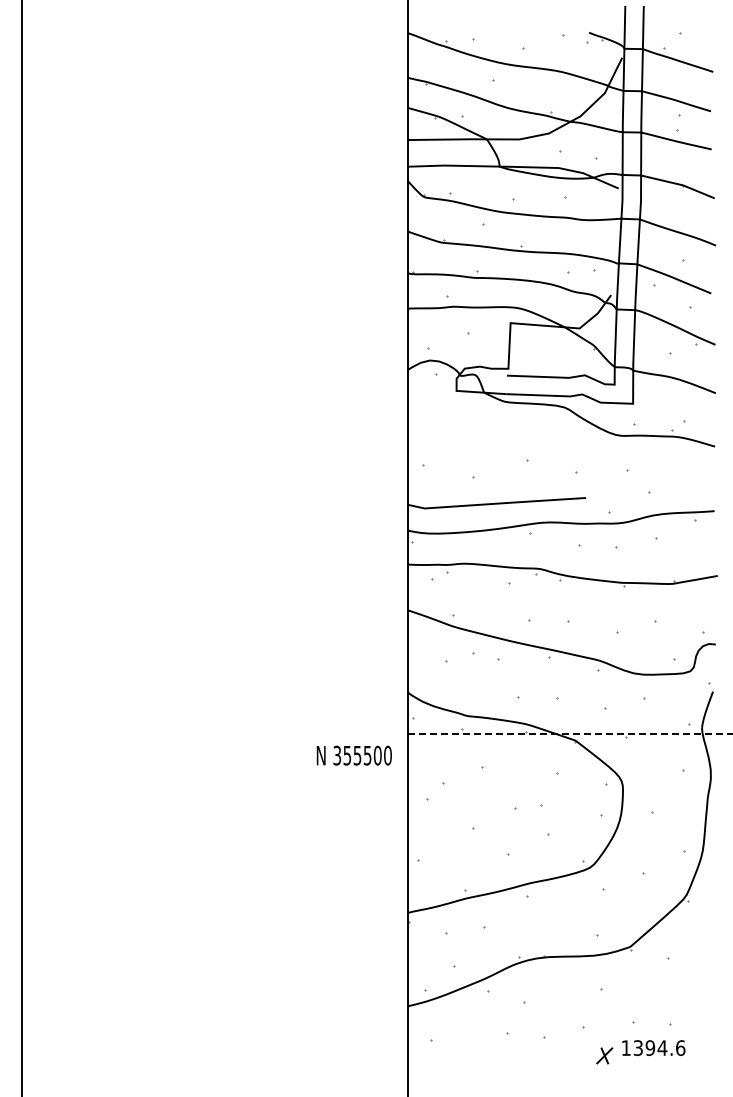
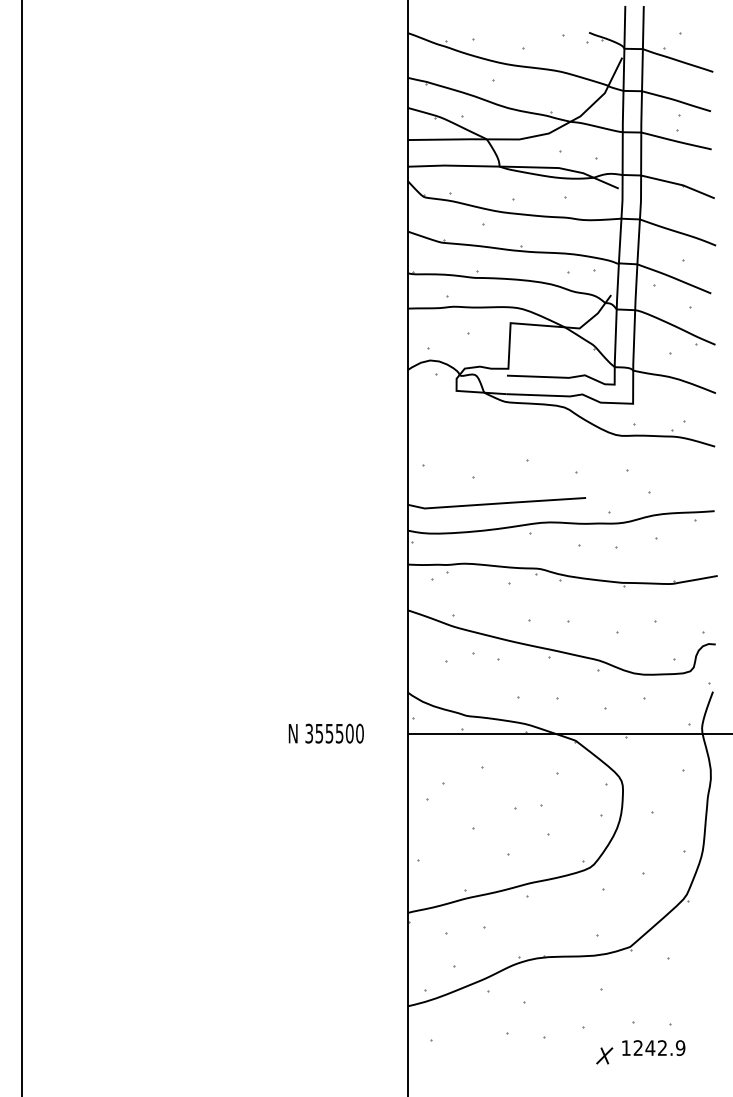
line: dashed -> solid (570, 733)
text position: (353, 755) -> (325, 733) (325, 733)
text: 1394.6 -> 1242.9 (659, 1047)
